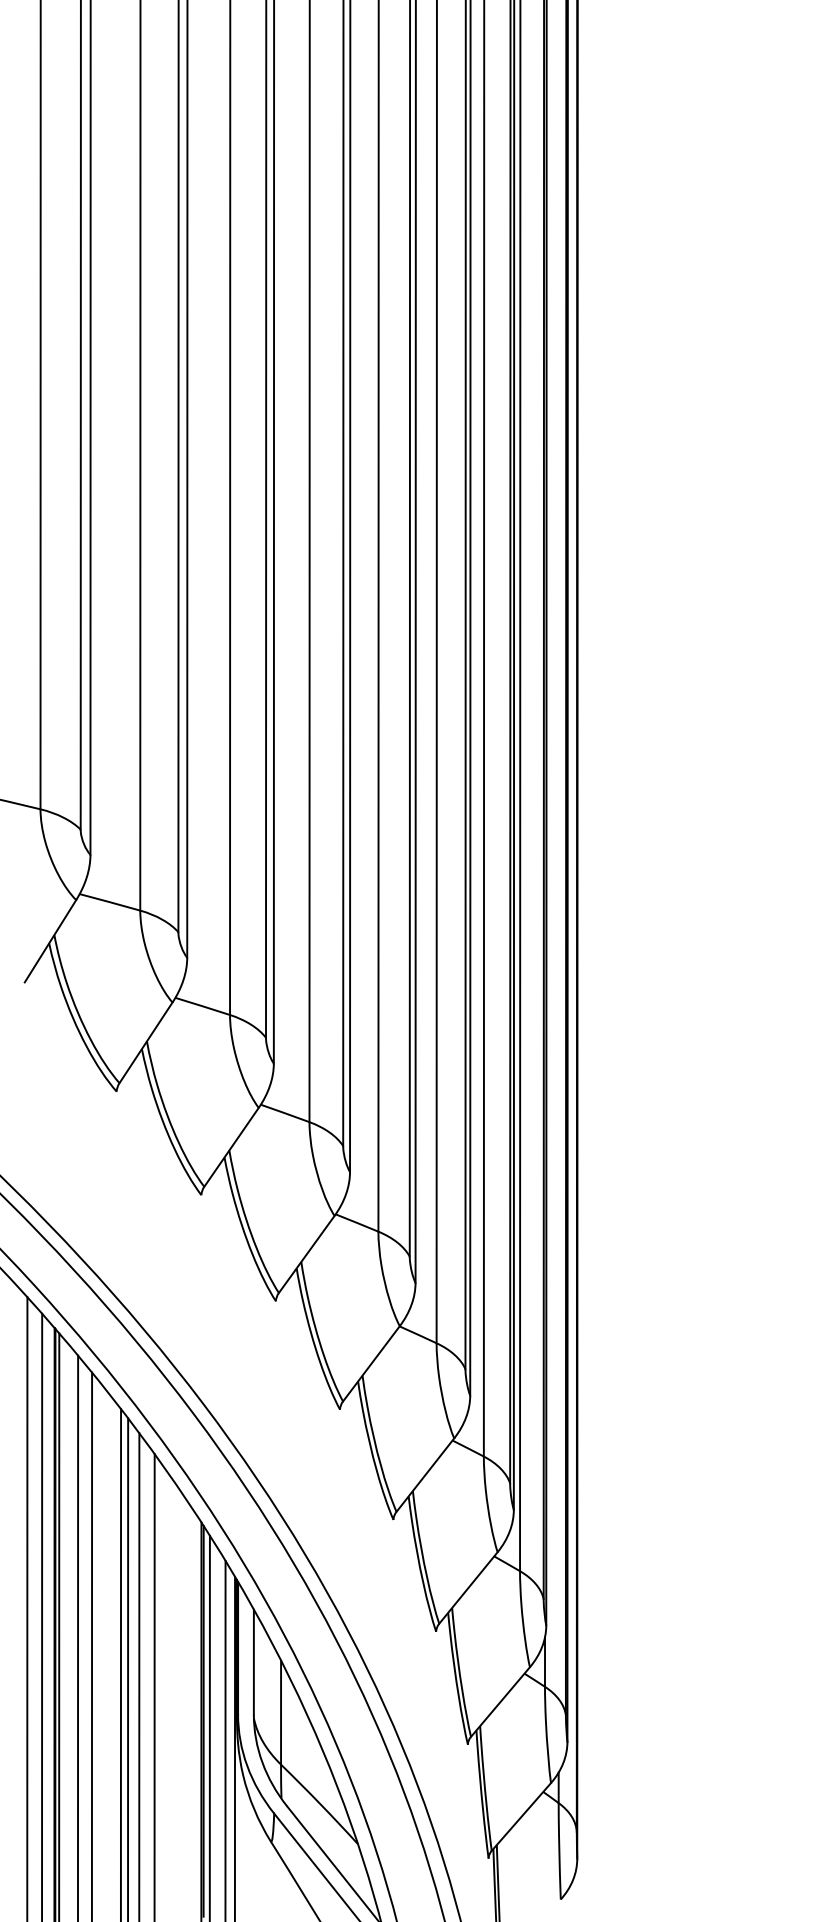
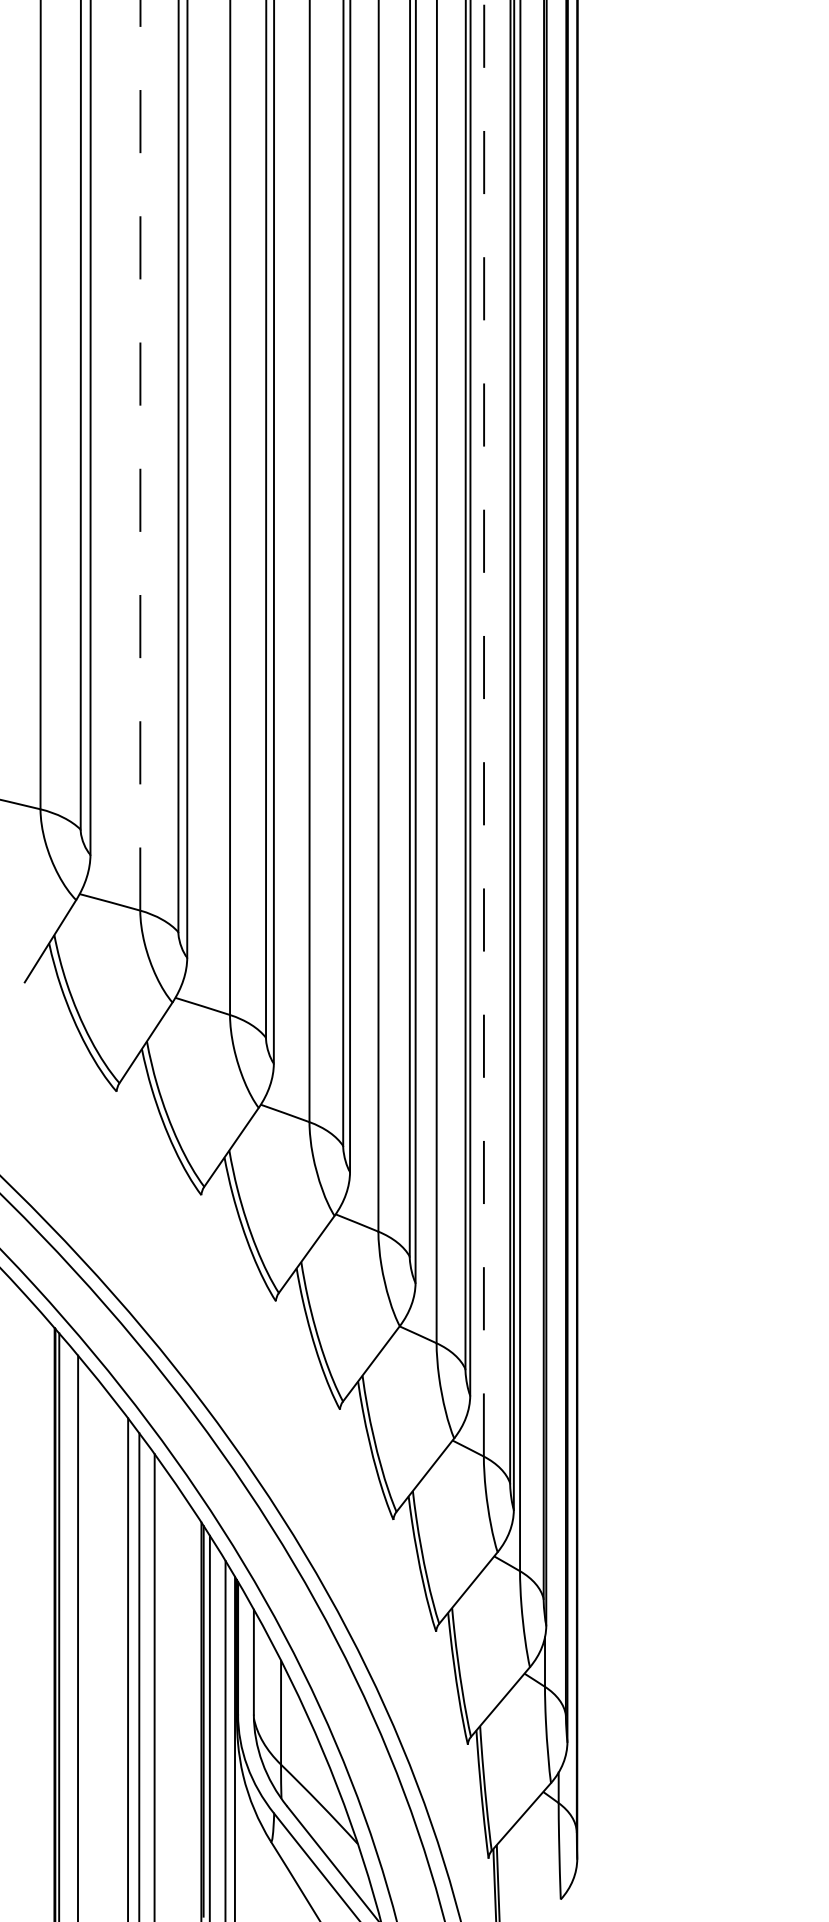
line: solid -> dashed (140, 454)
line: solid -> dashed (484, 727)
line: present -> none (27, 1607)
line: present -> none (42, 1615)
line: present -> none (91, 1645)
line: present -> none (120, 1663)
